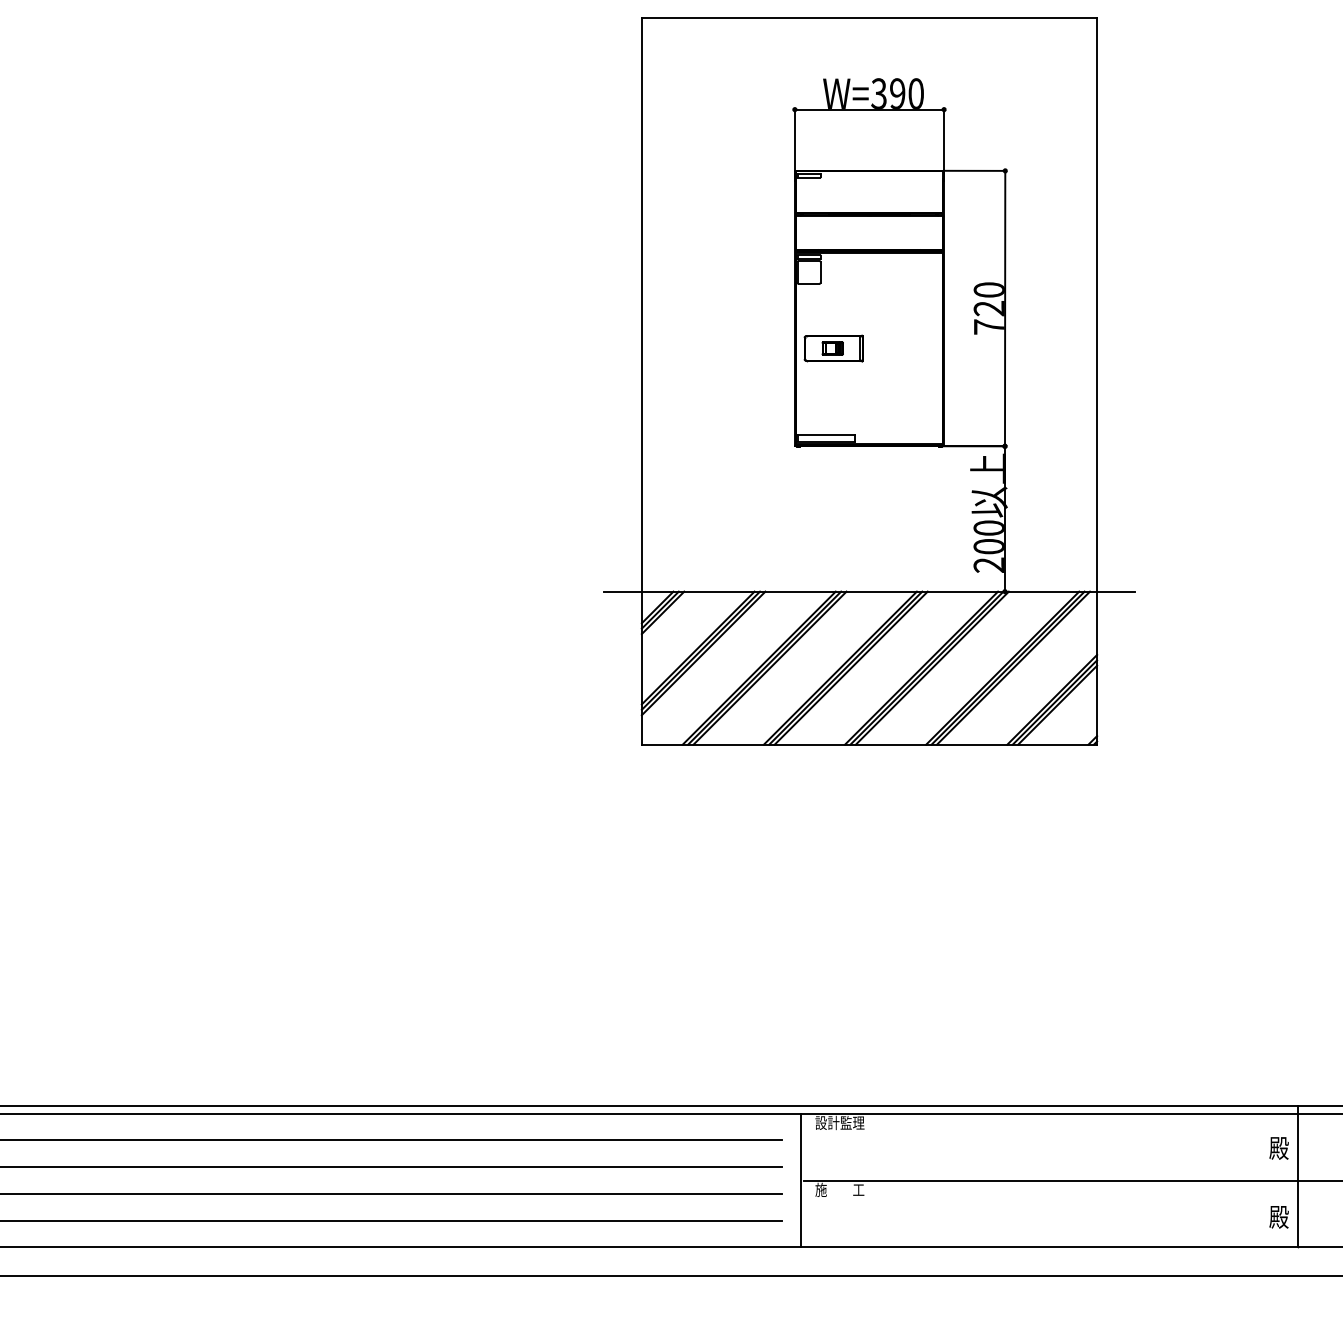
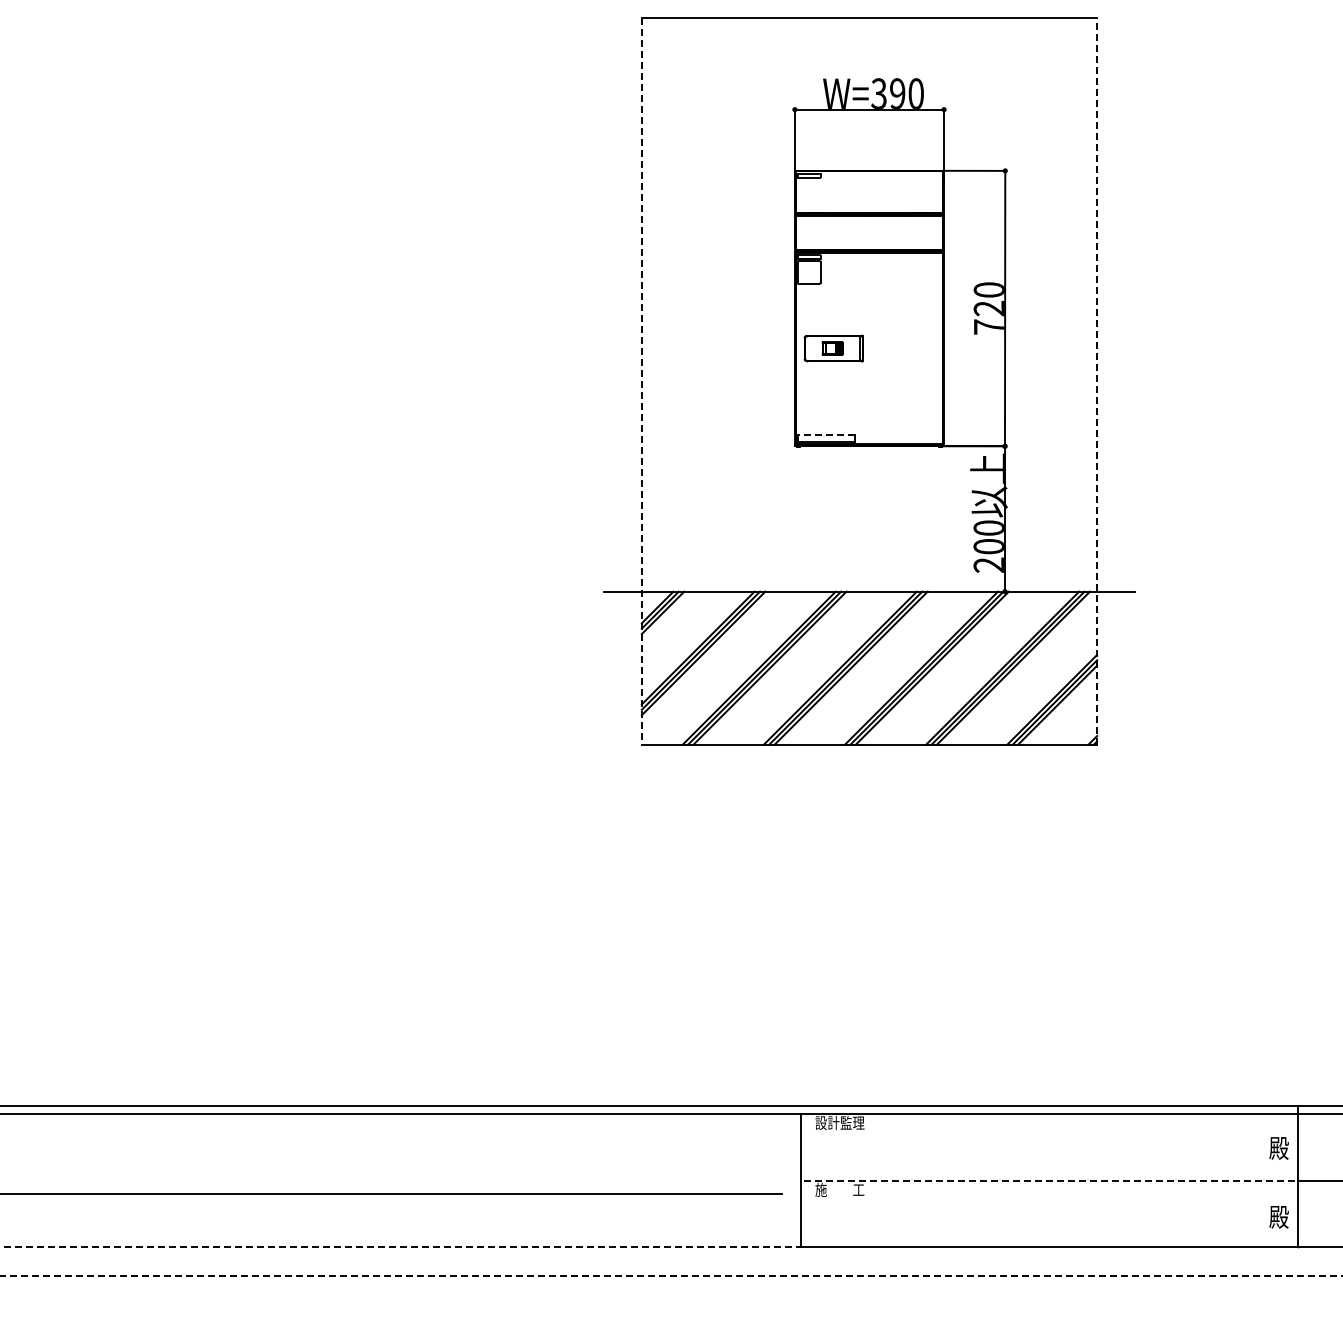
line: solid -> dashed (1097, 380)
line: solid -> dashed (641, 381)
line: solid -> dashed (825, 434)
line: present -> none (391, 1140)
line: present -> none (391, 1167)
line: solid -> dashed (1051, 1180)
line: present -> none (391, 1220)
line: solid -> dashed (401, 1247)
line: solid -> dashed (671, 1276)
